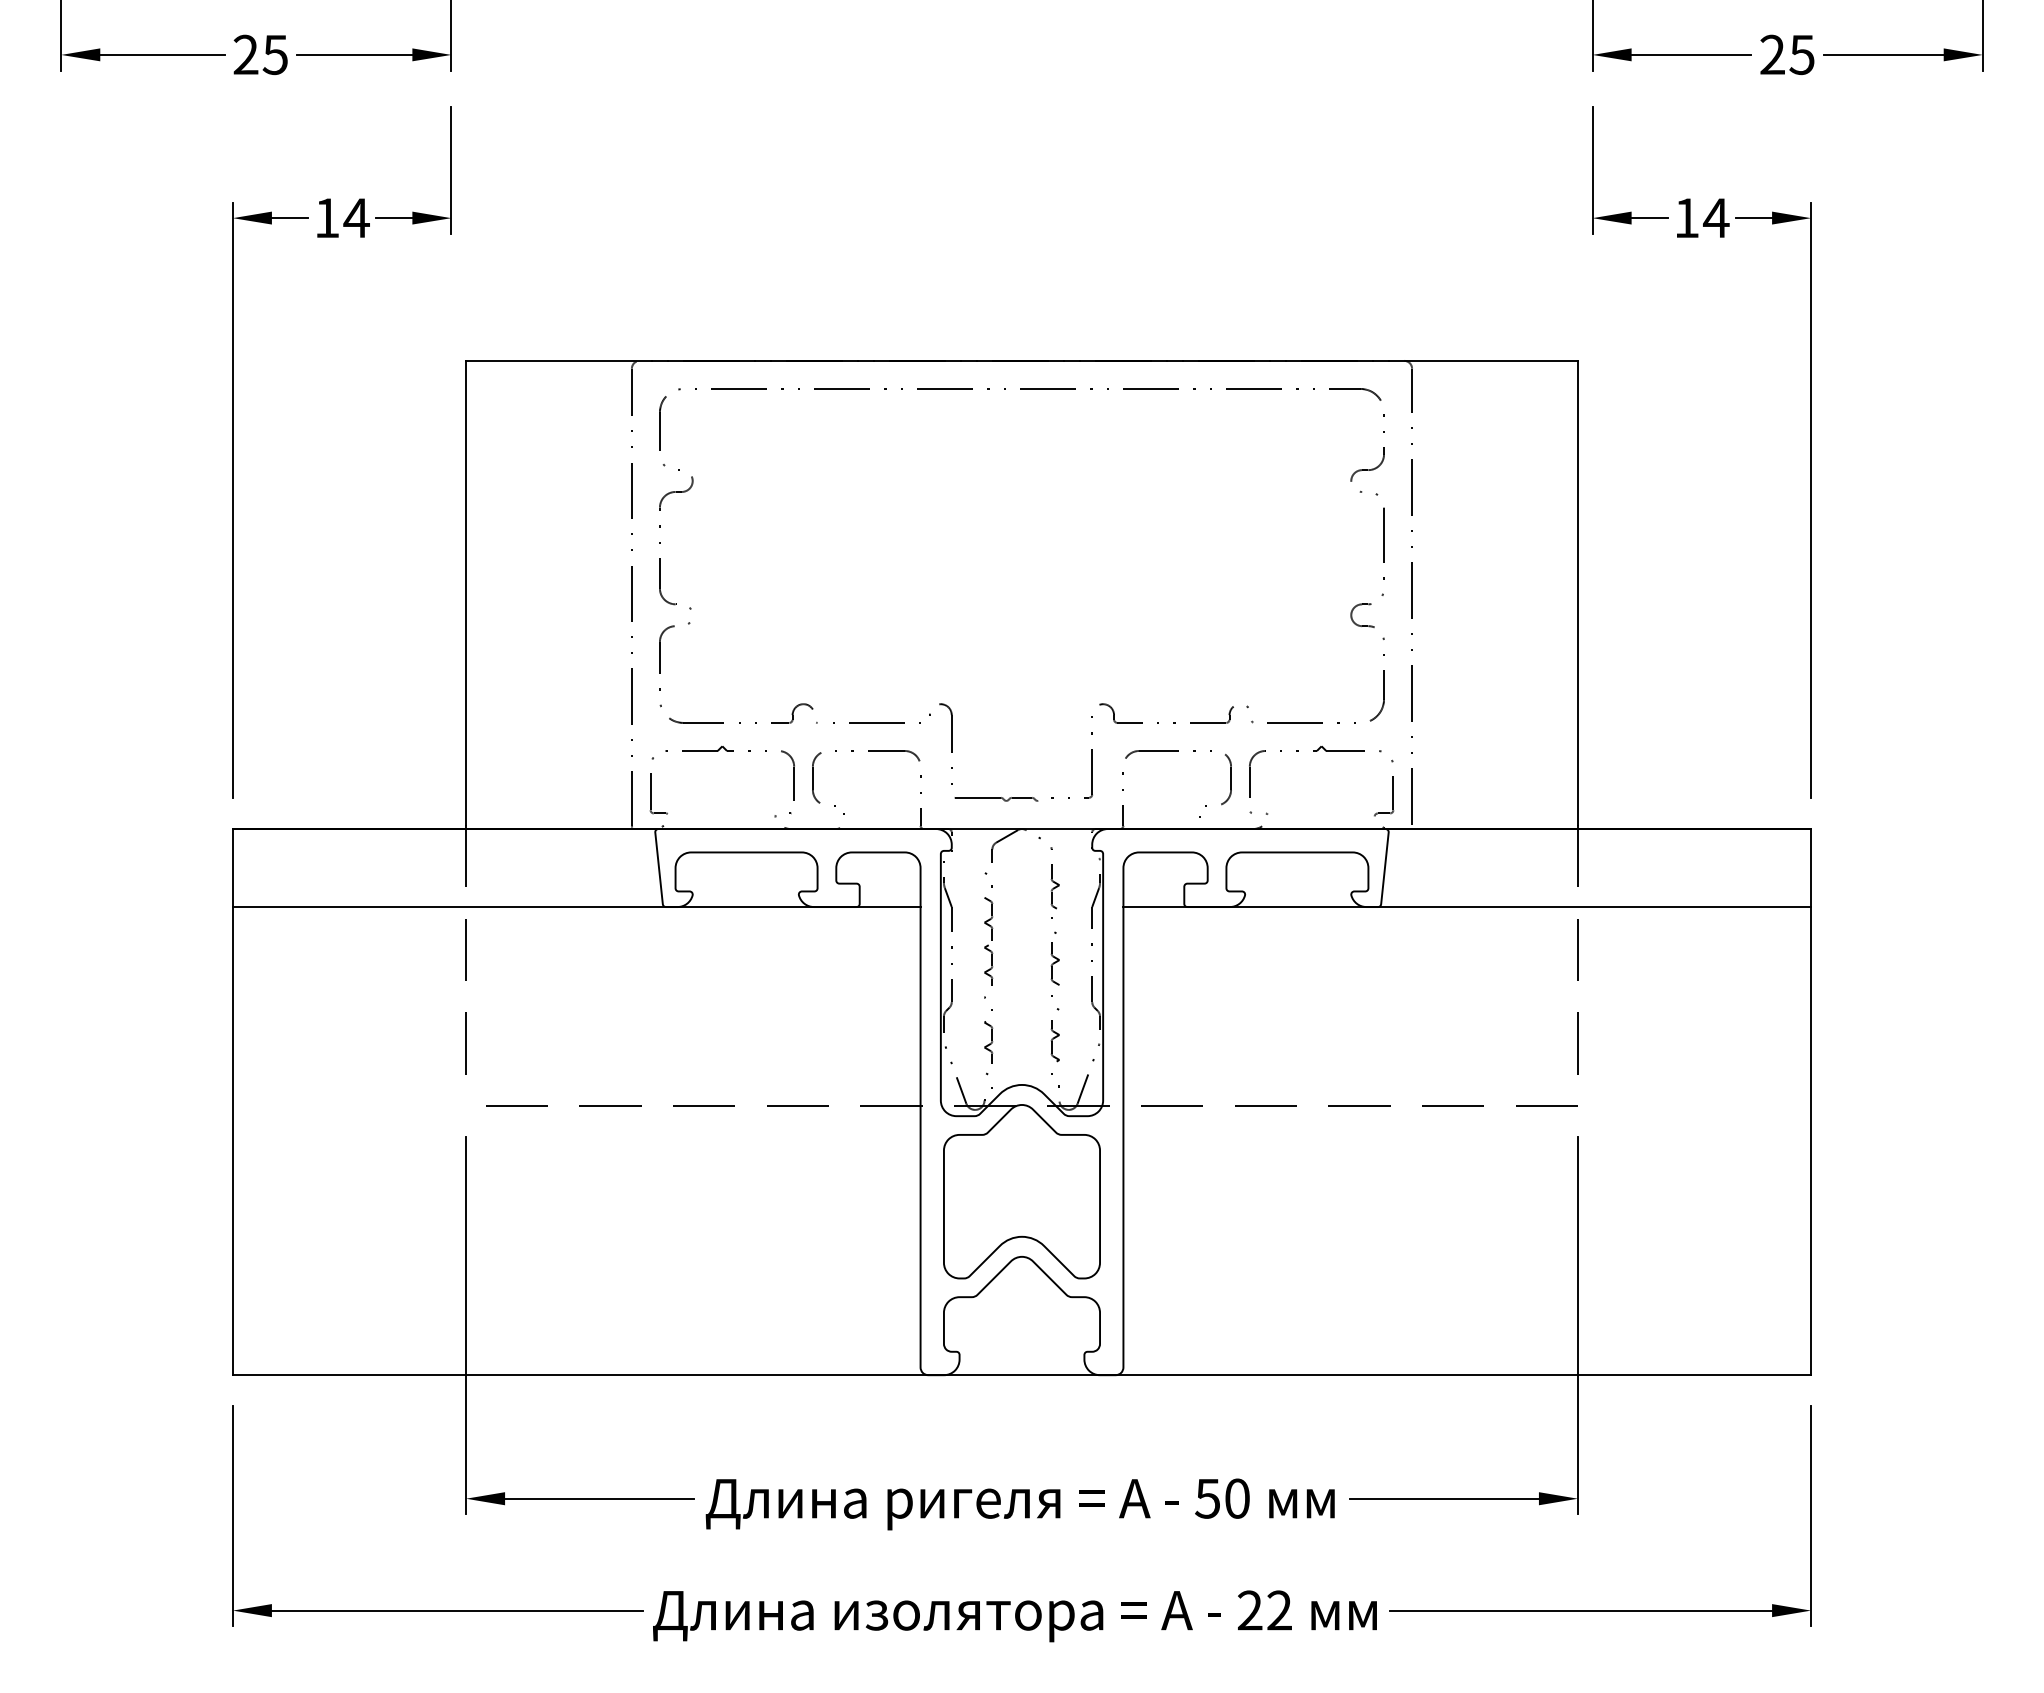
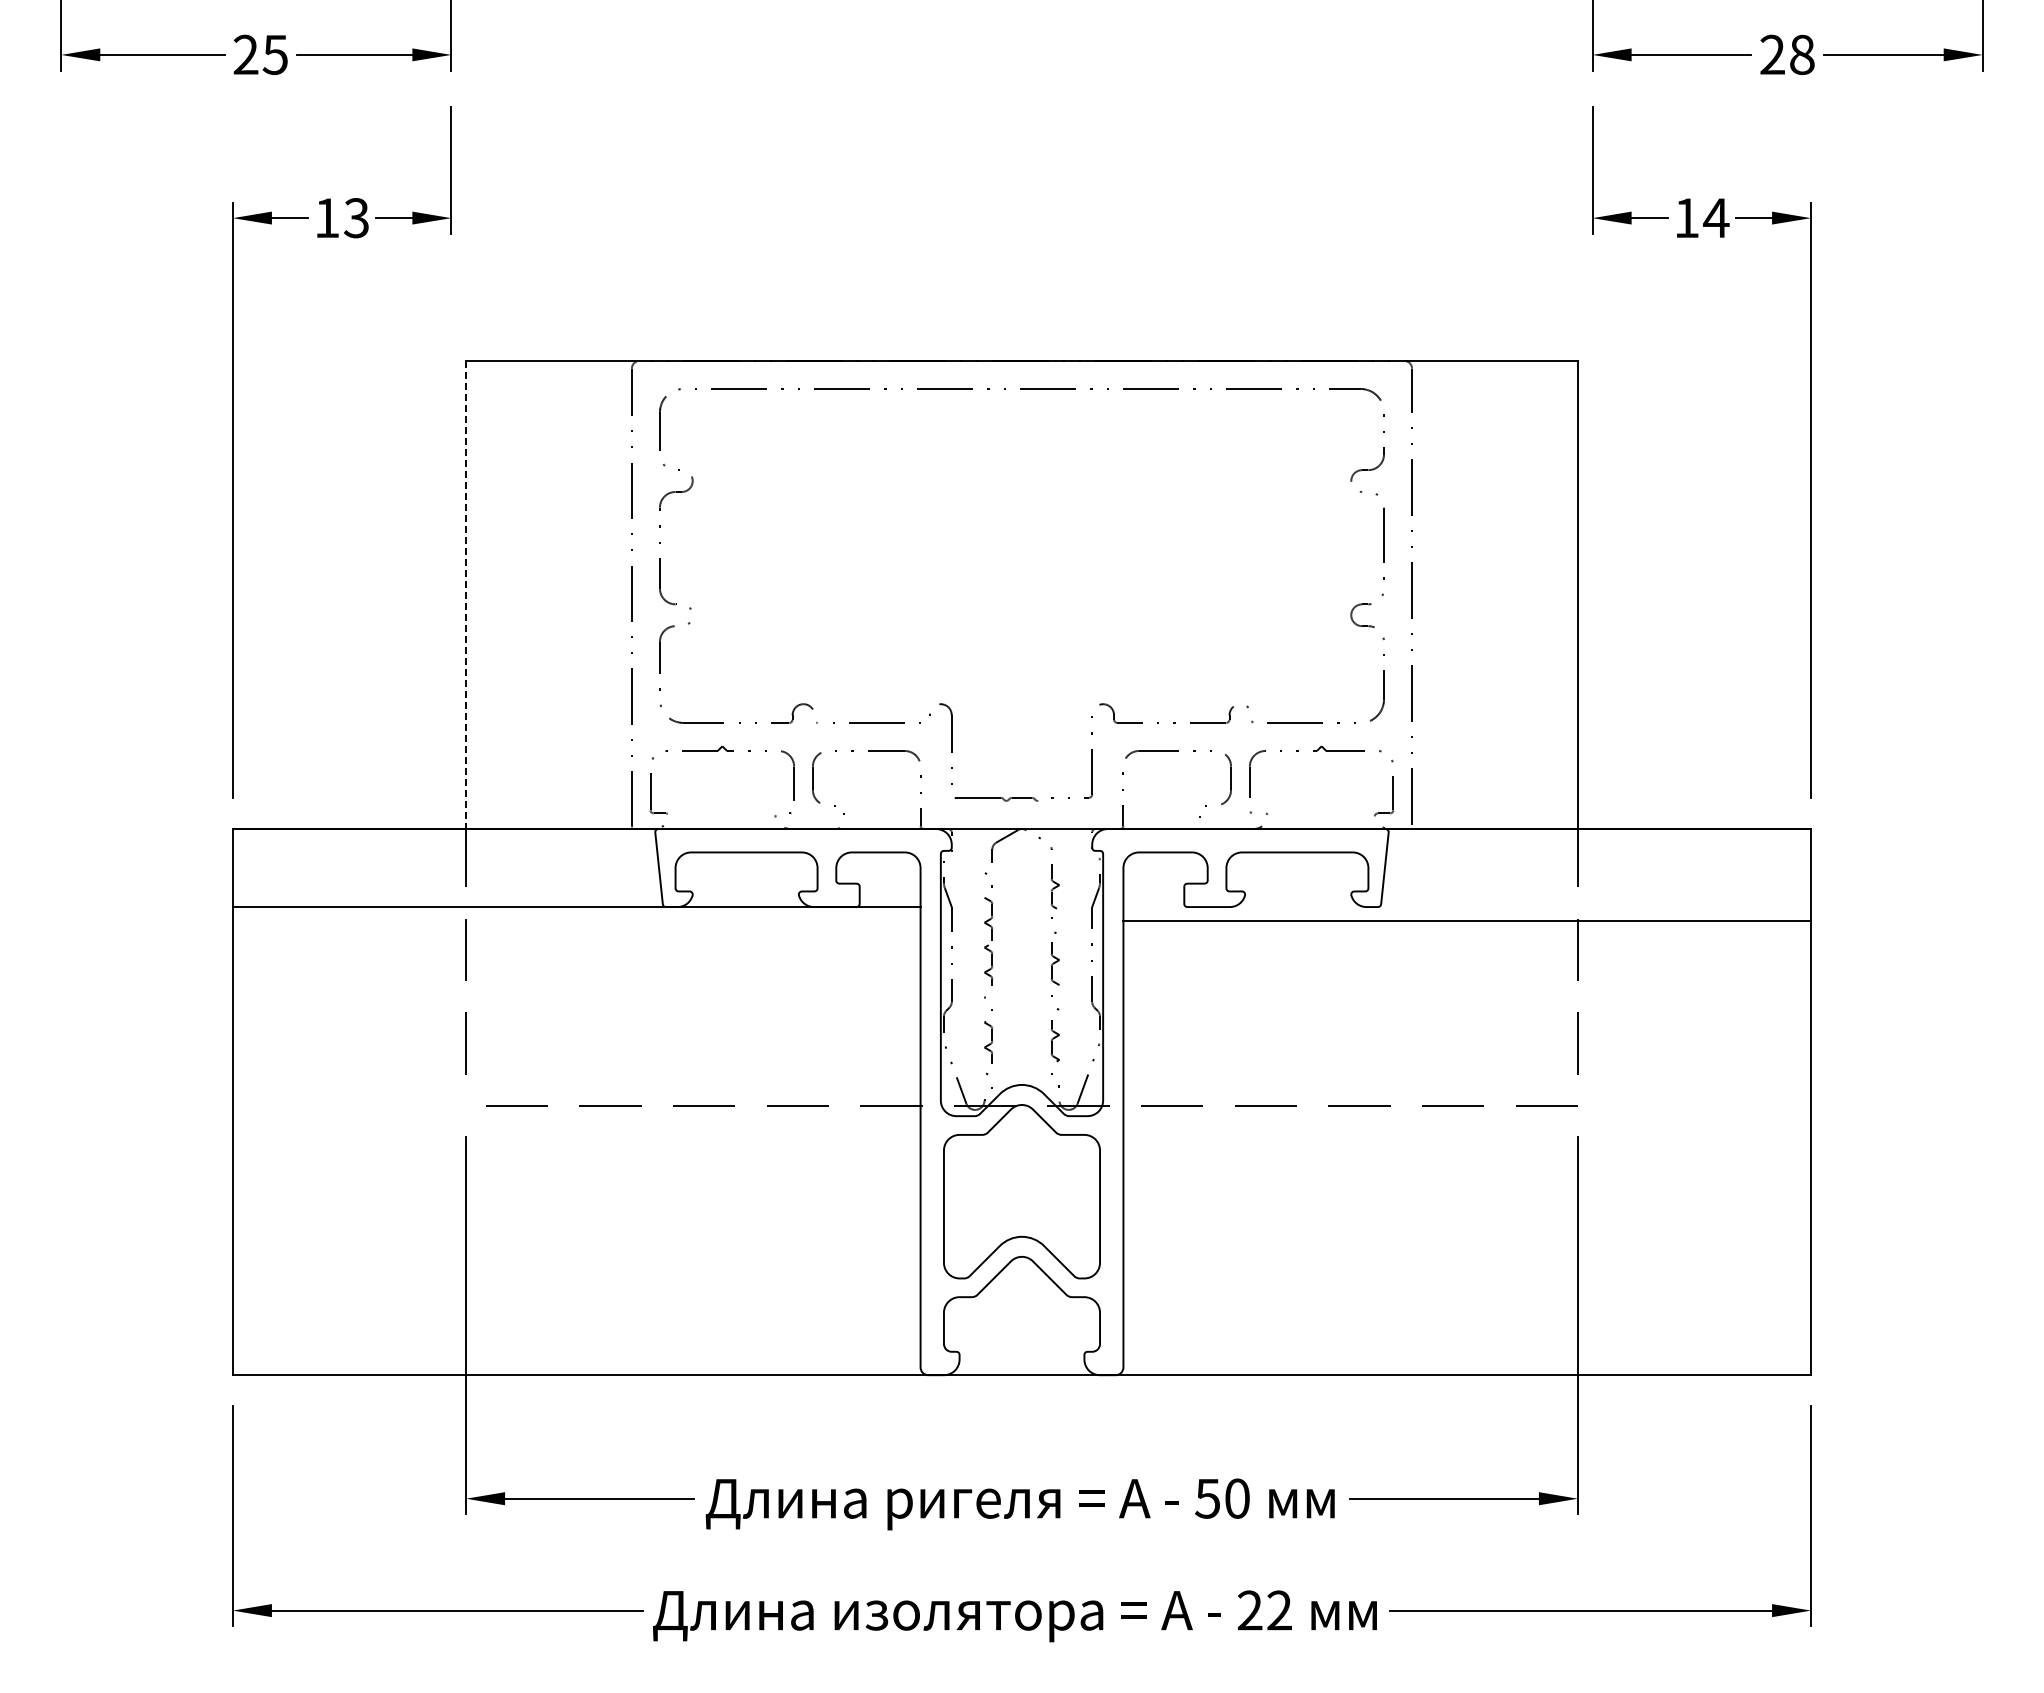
text: 25 -> 28 (1801, 54)
text: 14 -> 13 (356, 218)
line: solid -> dashed (465, 592)
line position: (1467, 907) -> (1467, 921) (1467, 921)
